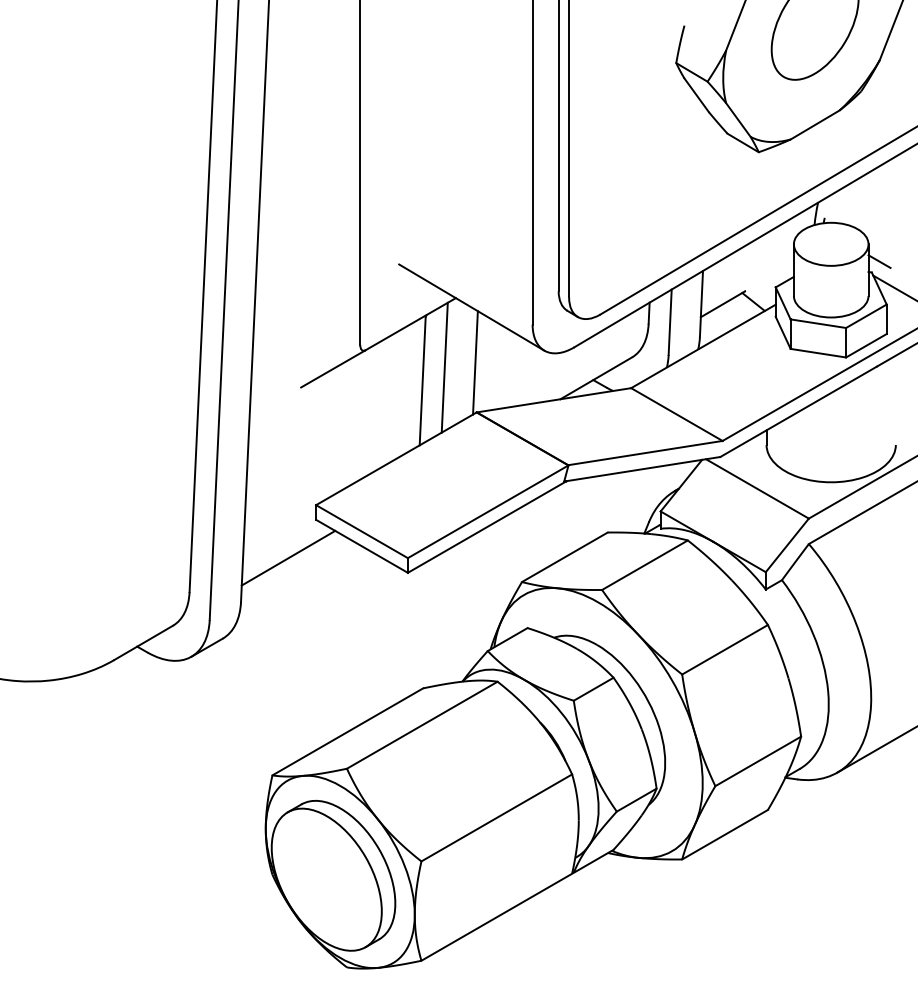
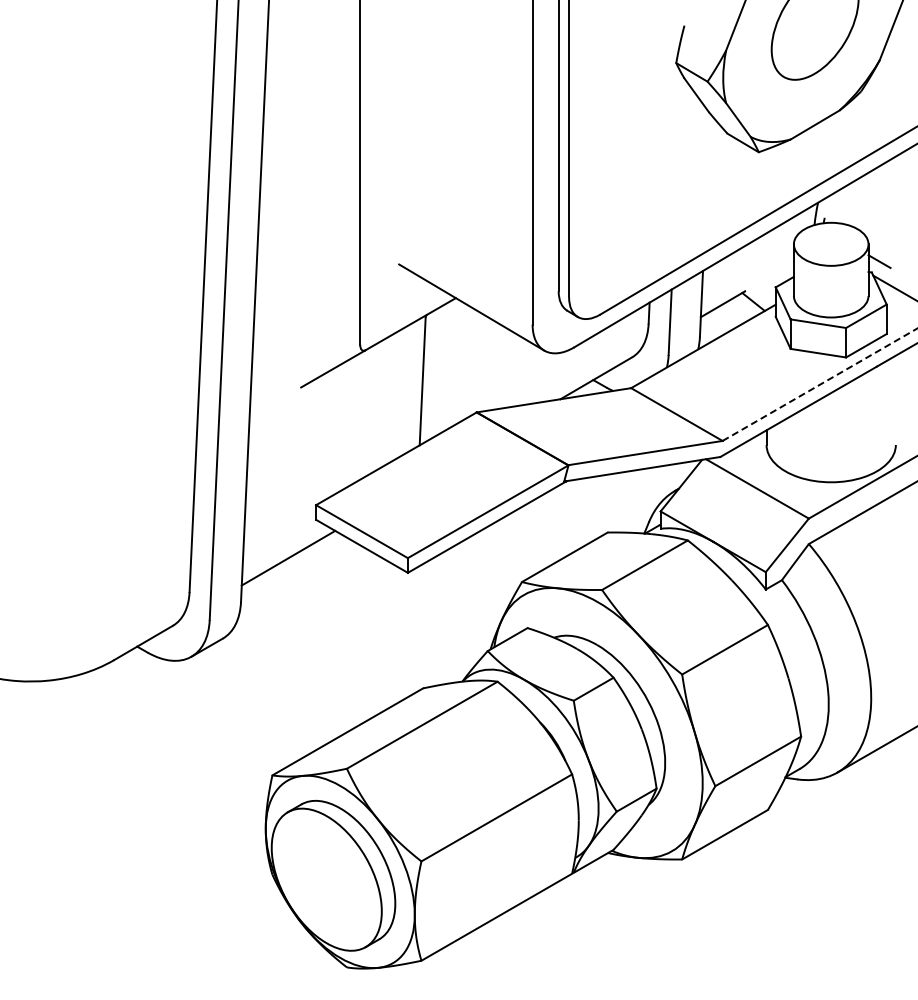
line: present -> none (475, 362)
line: present -> none (444, 367)
line: solid -> dashed (820, 384)
